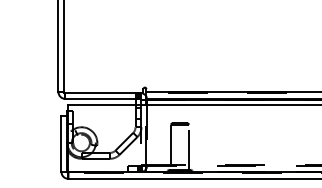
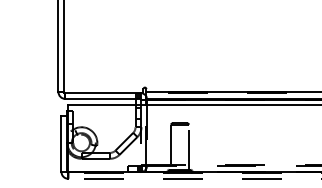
line: solid -> dashed (194, 178)
